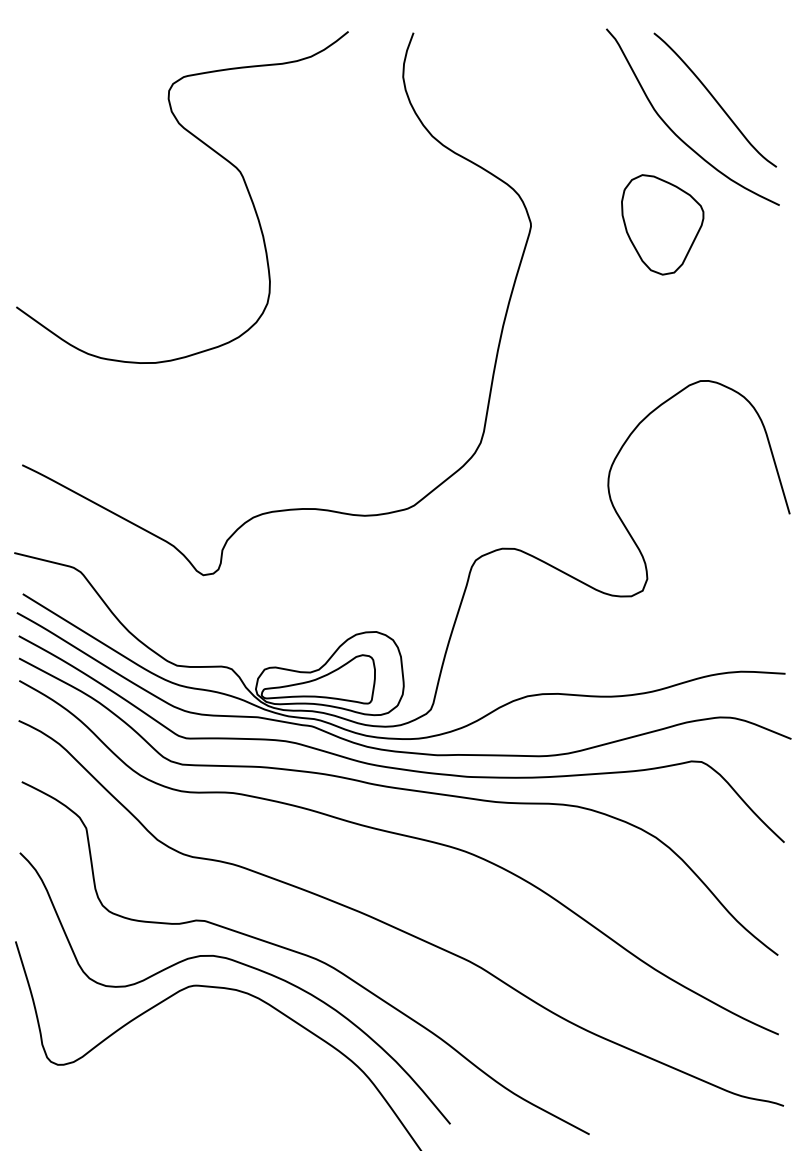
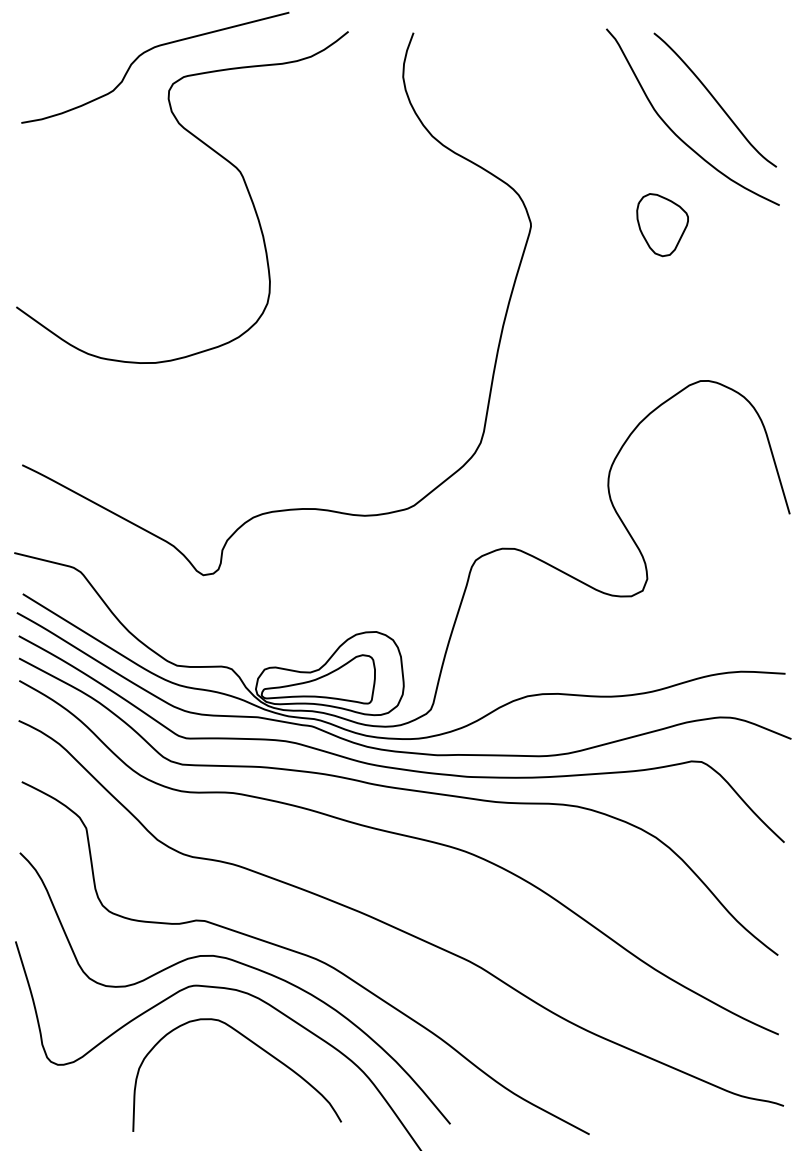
curve: none -> present (148, 51)
part size: 84x102 px -> 53x65 px (662, 225)
curve: none -> present (255, 1045)
